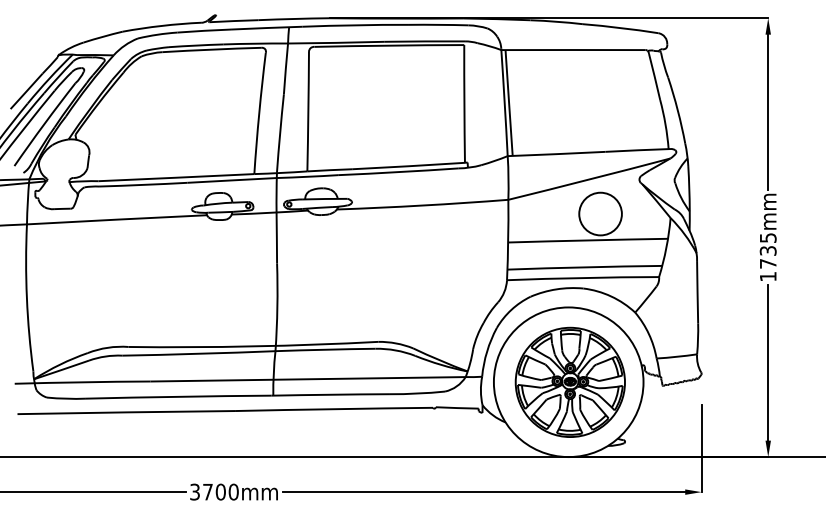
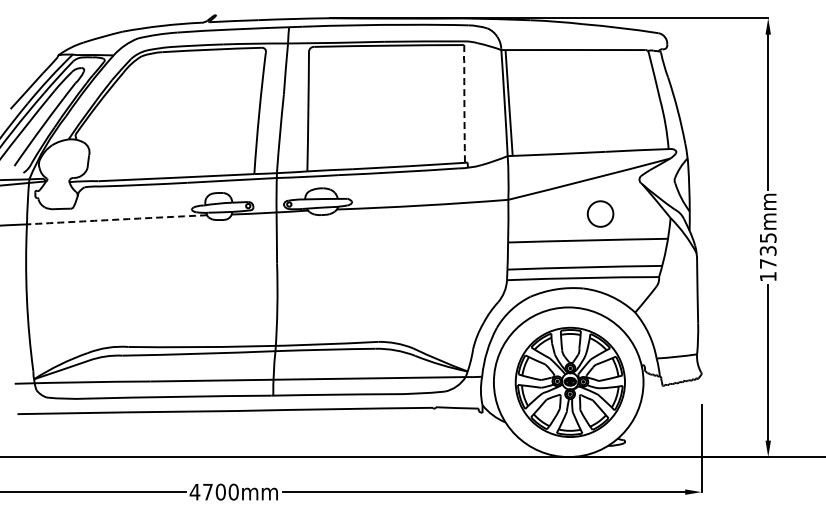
arc: solid -> dashed (464, 103)
circle diameter: 43 px -> 26 px (600, 213)
arc: solid -> dashed (117, 219)
text: 3700mm -> 4700mm (194, 491)
